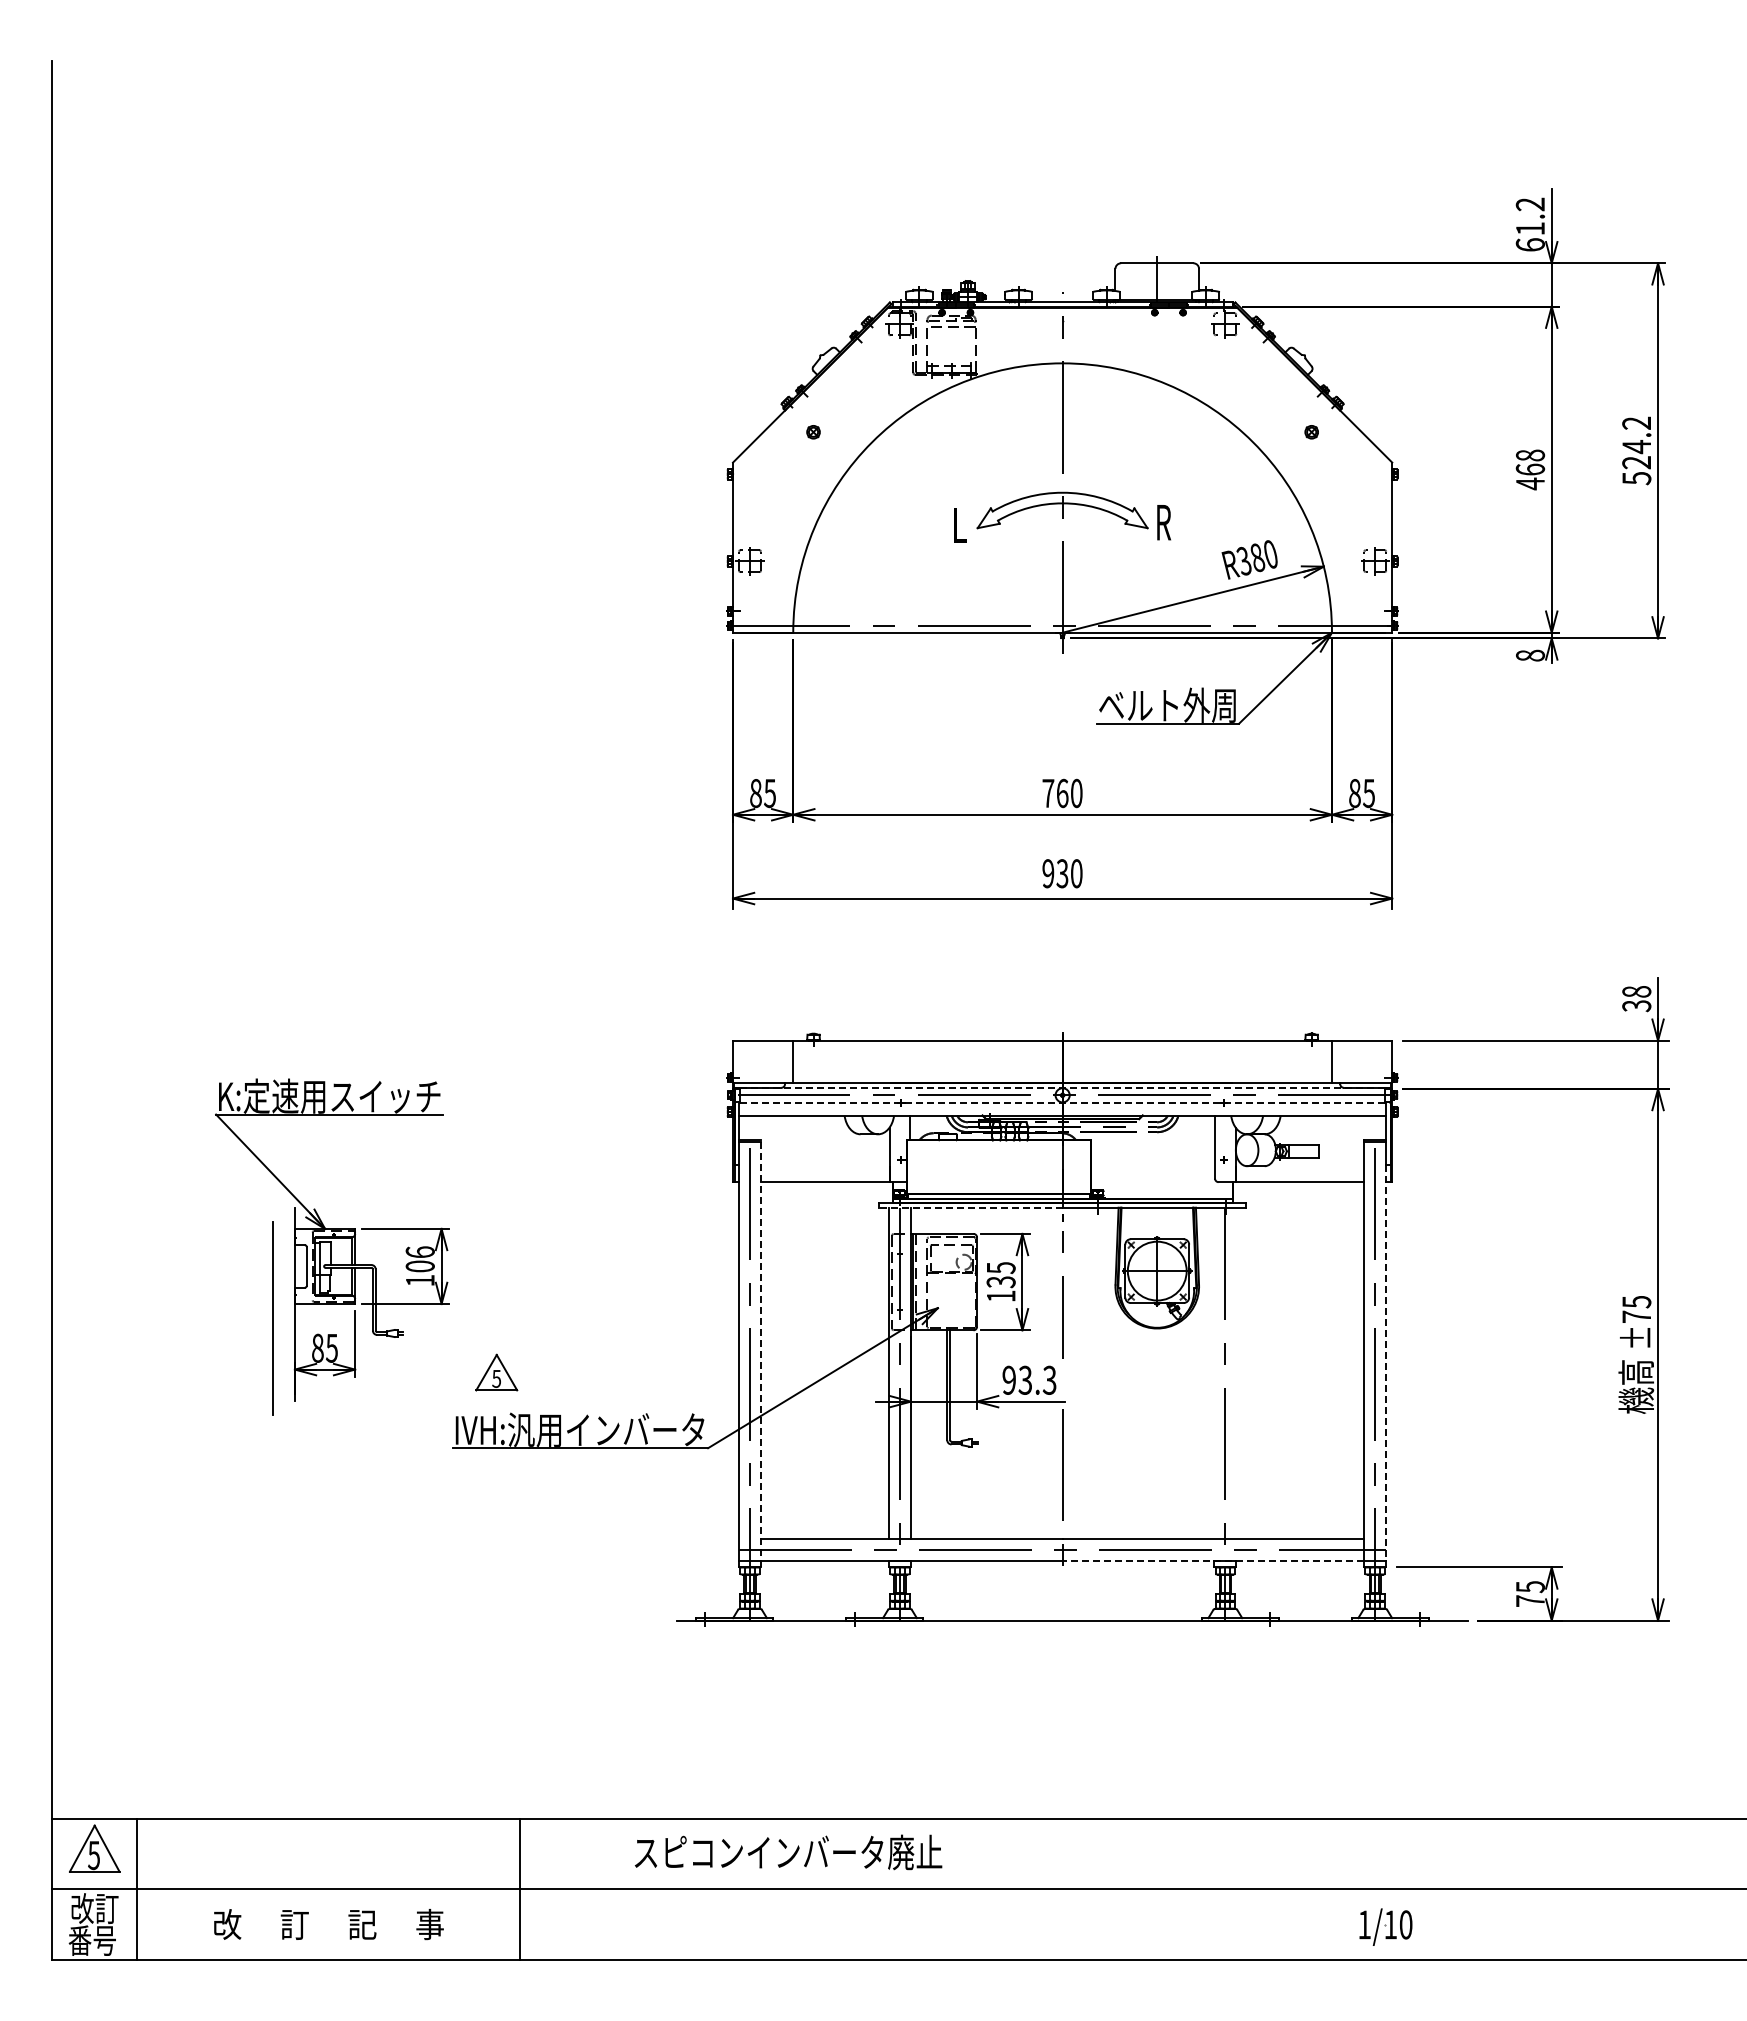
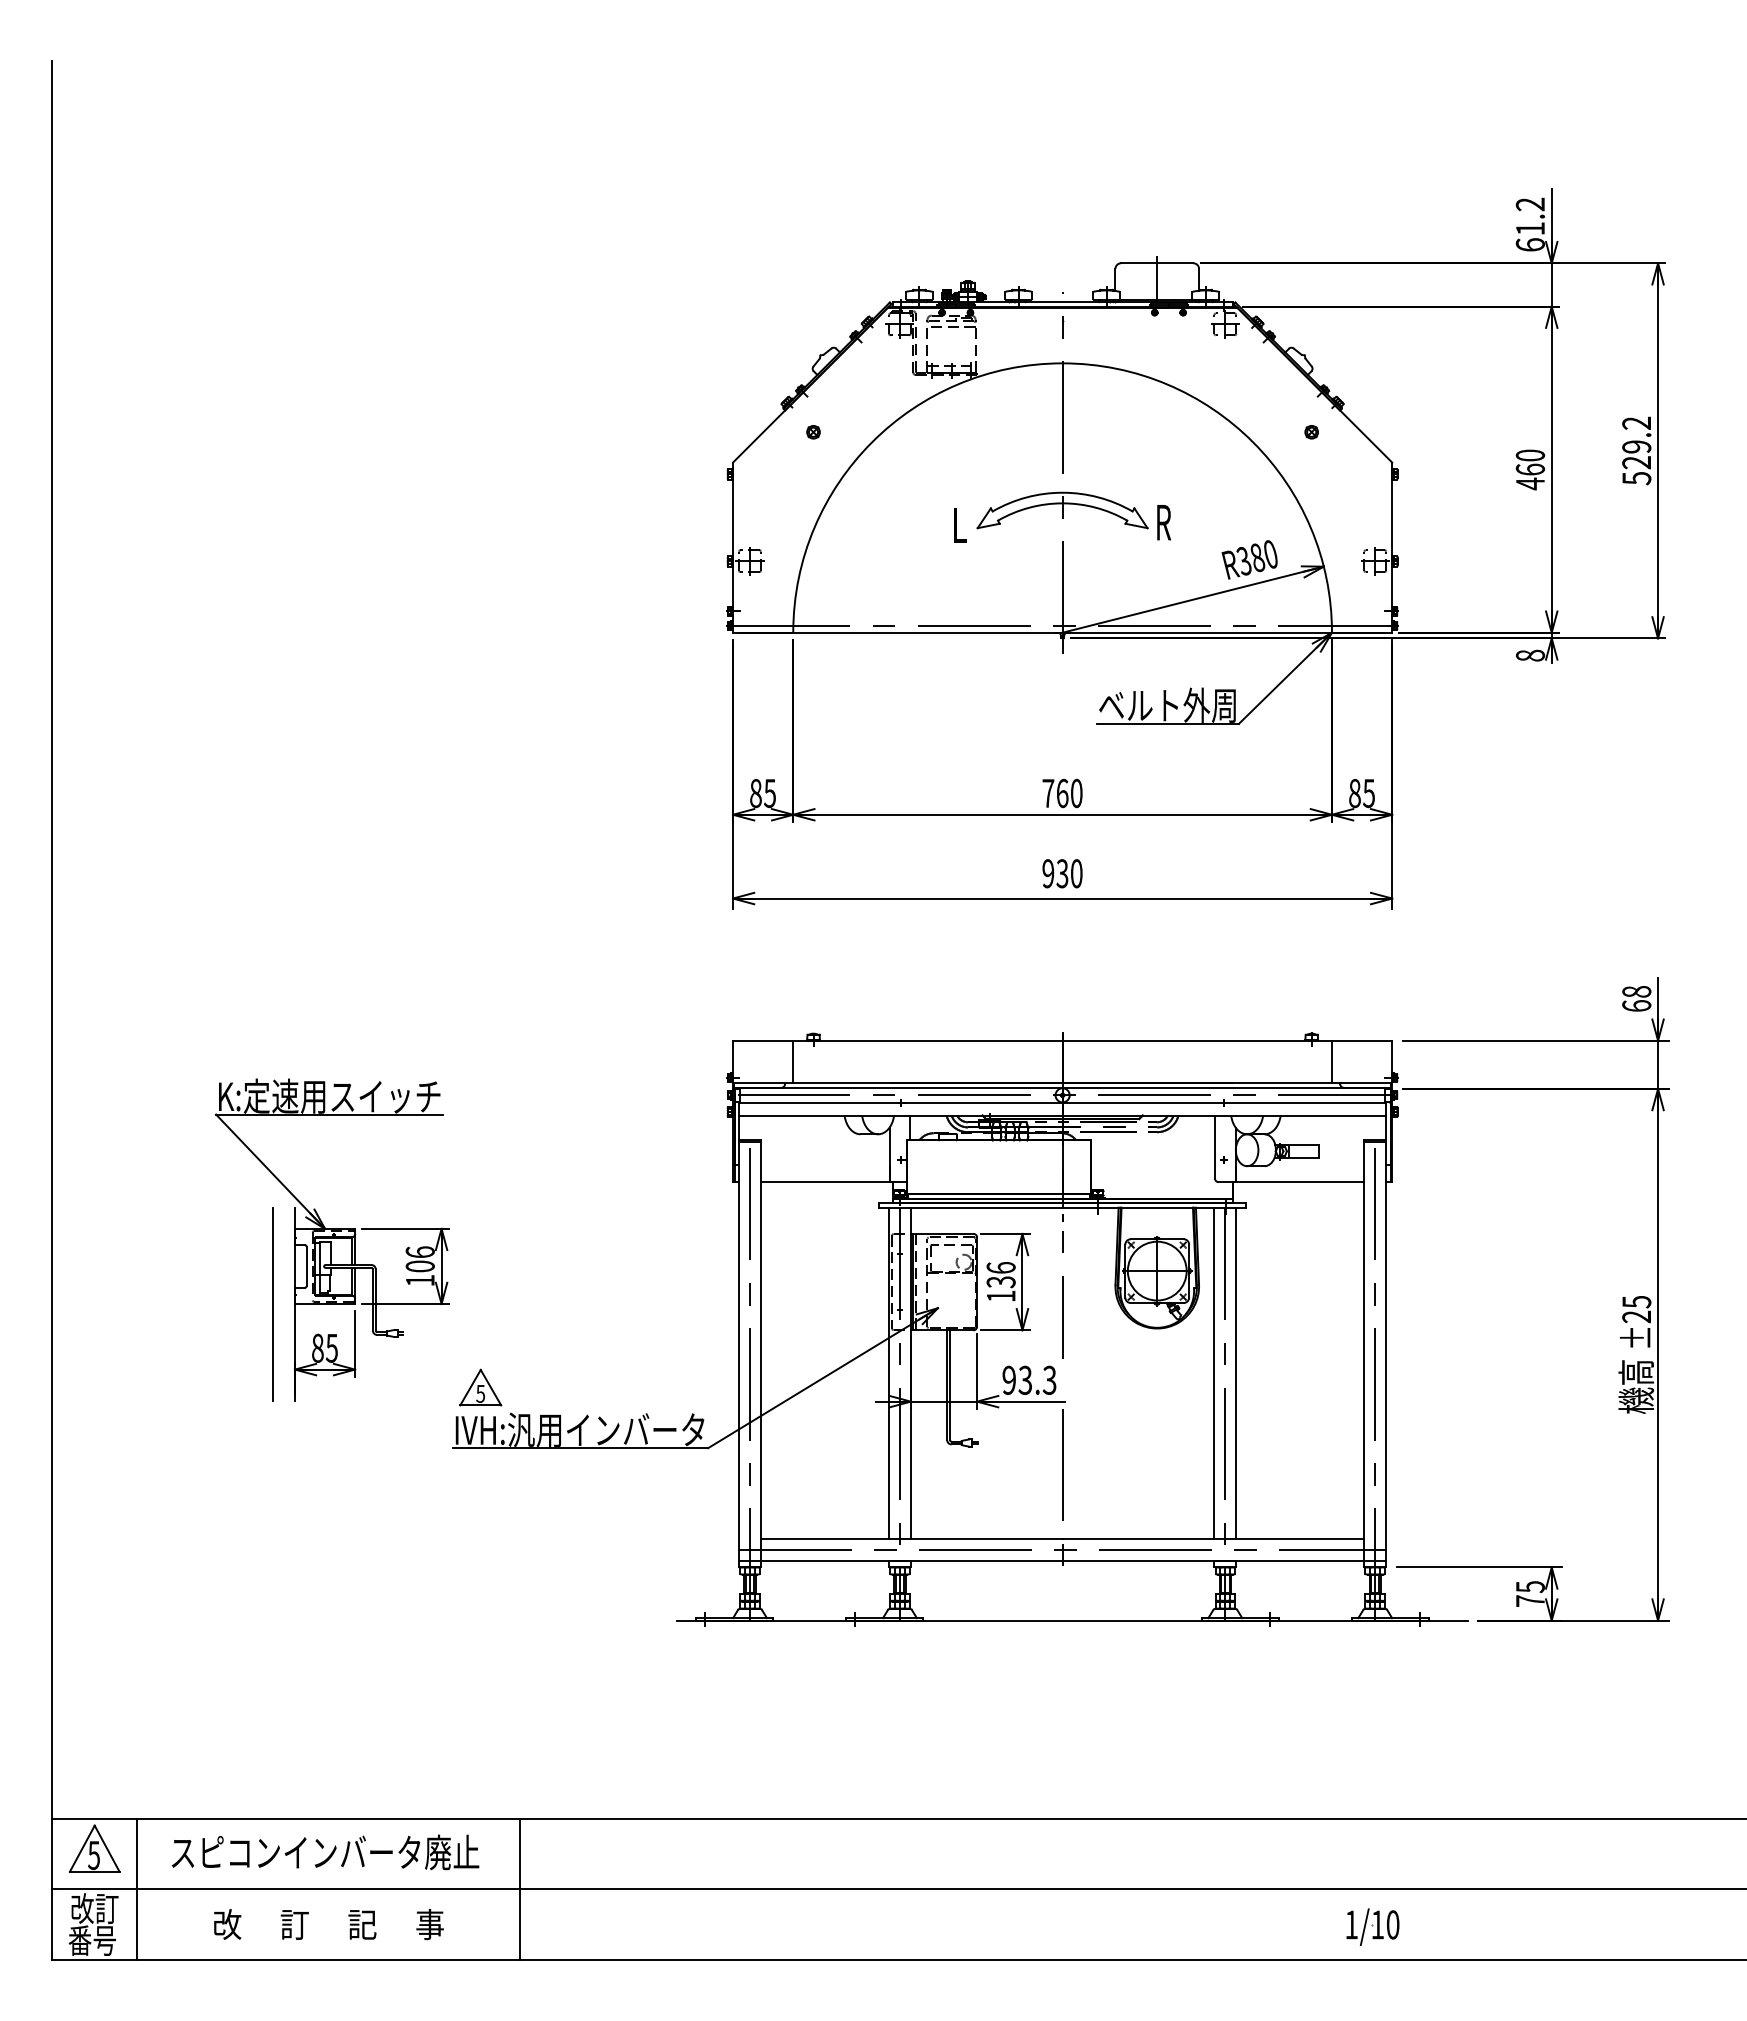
text: 524.2 -> 529.2 (1636, 447)
text: 468 -> 460 (1530, 455)
text: 38 -> 68 (1636, 1006)
line: dashed -> solid (1063, 1087)
line: dashed -> solid (1062, 1102)
line: dashed -> solid (971, 1207)
text: 135 -> 136 (1000, 1268)
text: ±75 -> ±25 (1636, 1316)
line position: (272, 1318) -> (272, 1304) (272, 1304)
line: dashed -> solid (761, 1353)
line: dashed -> solid (1386, 1363)
part position: (496, 1372) -> (480, 1387) (480, 1387)
line: none -> present (1214, 1373)
line: none -> present (1236, 1373)
line: dashed -> solid (1213, 1561)
text position: (788, 1852) -> (325, 1852) (325, 1852)
part position: (1385, 1926) -> (1372, 1926) (1372, 1926)
